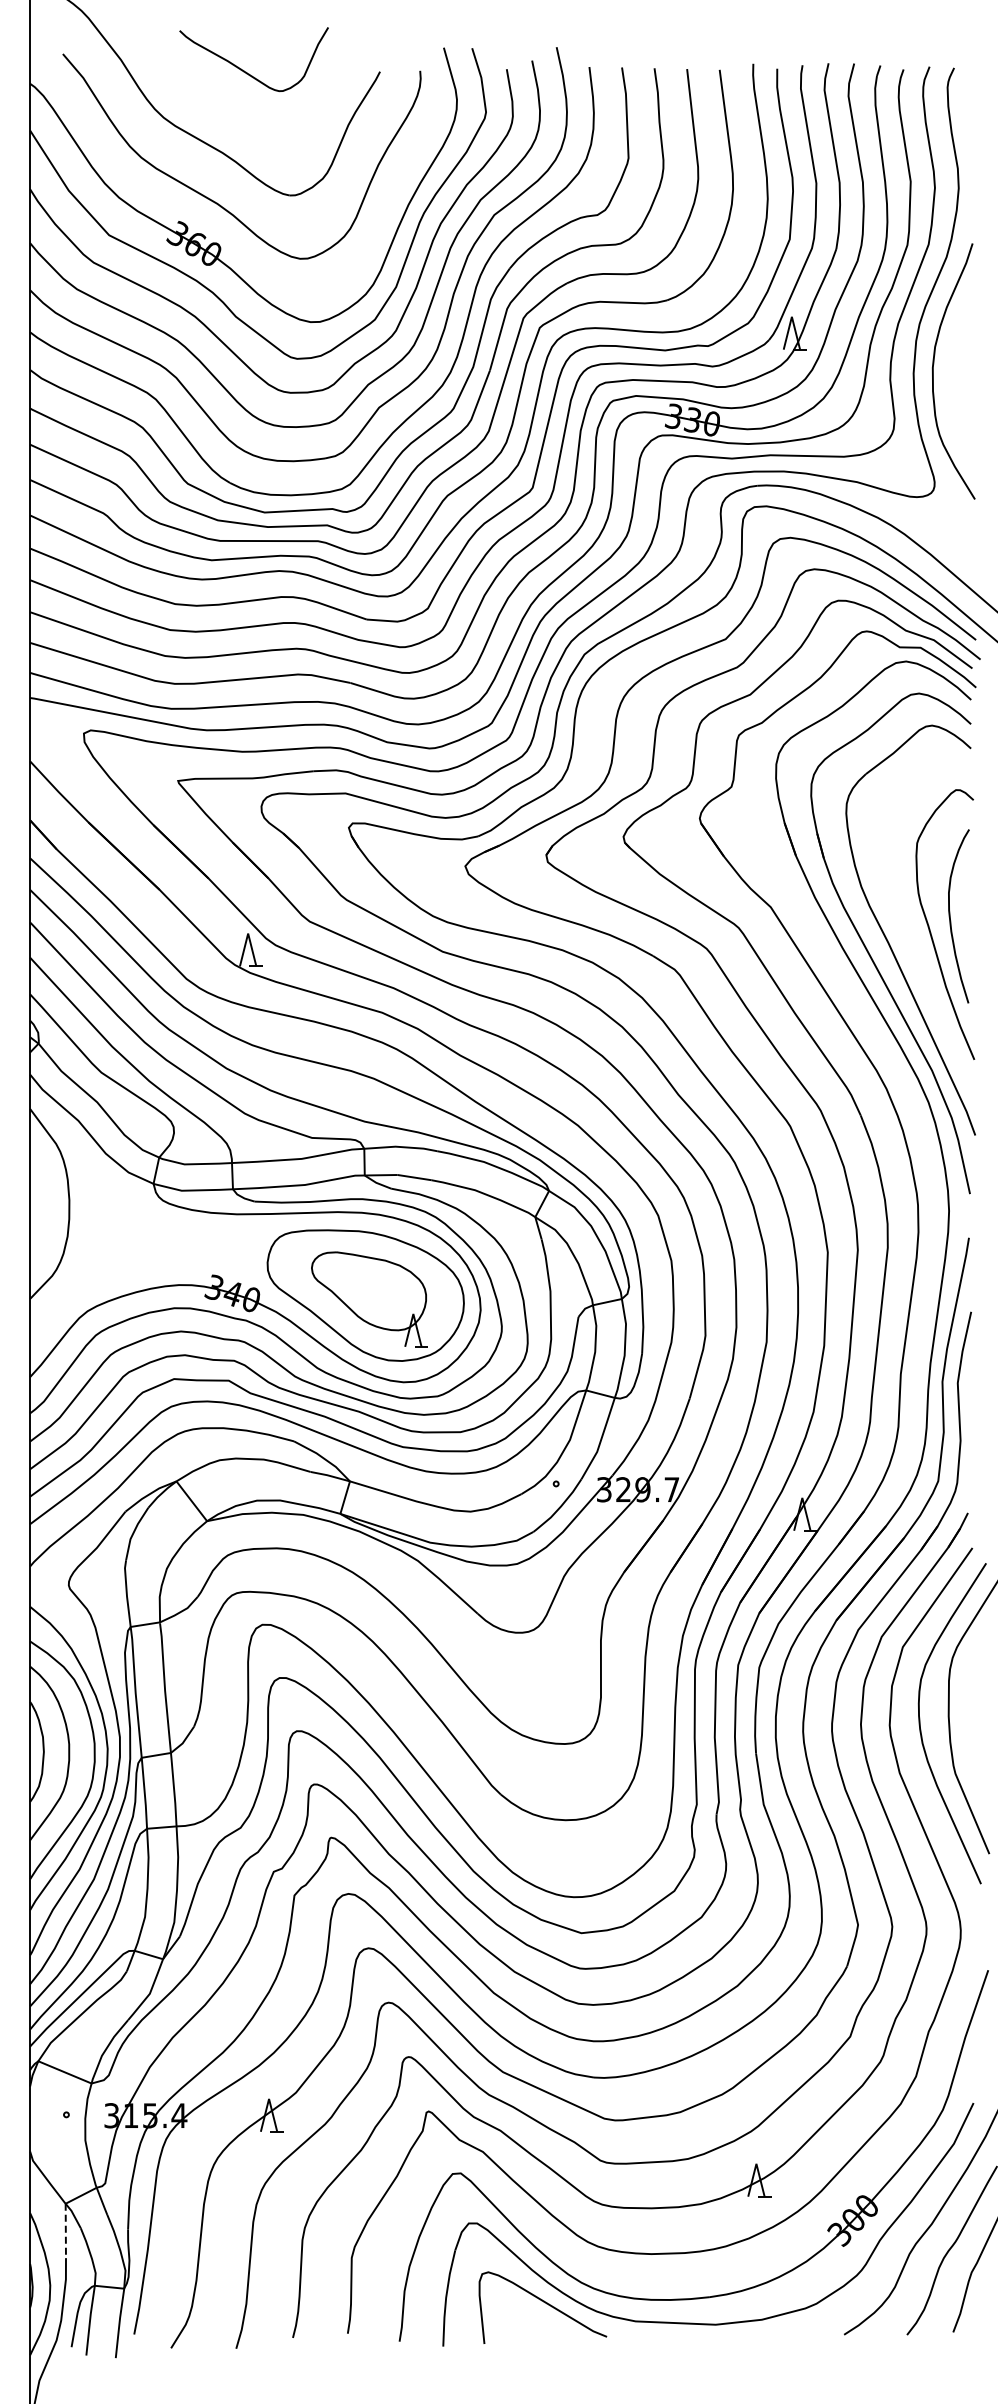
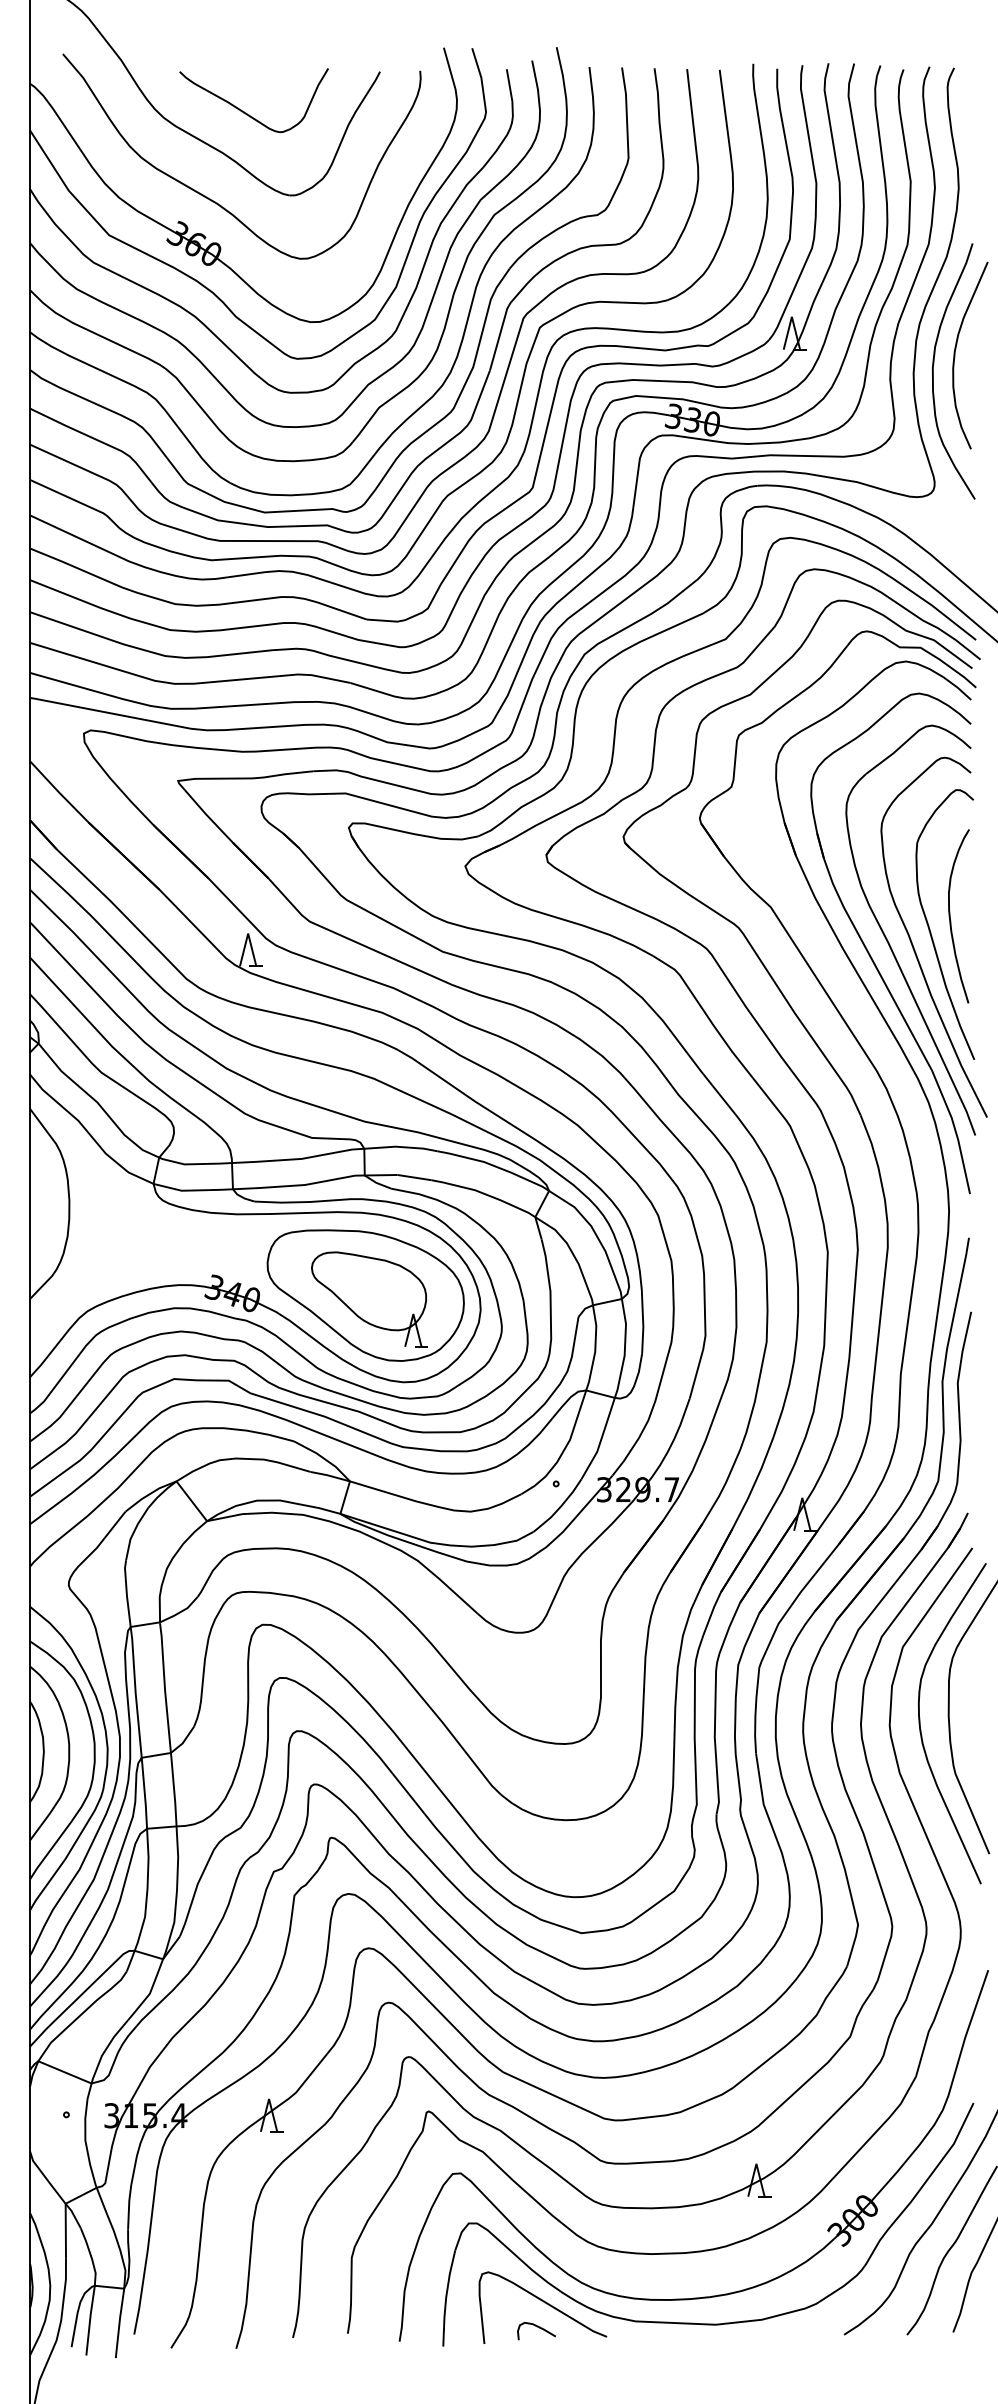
curve position: (246, 71) -> (246, 112) (246, 112)
curve: none -> present (955, 355)
curve: none -> present (913, 944)
line: dashed -> solid (65, 2231)
curve: none -> present (537, 2327)
